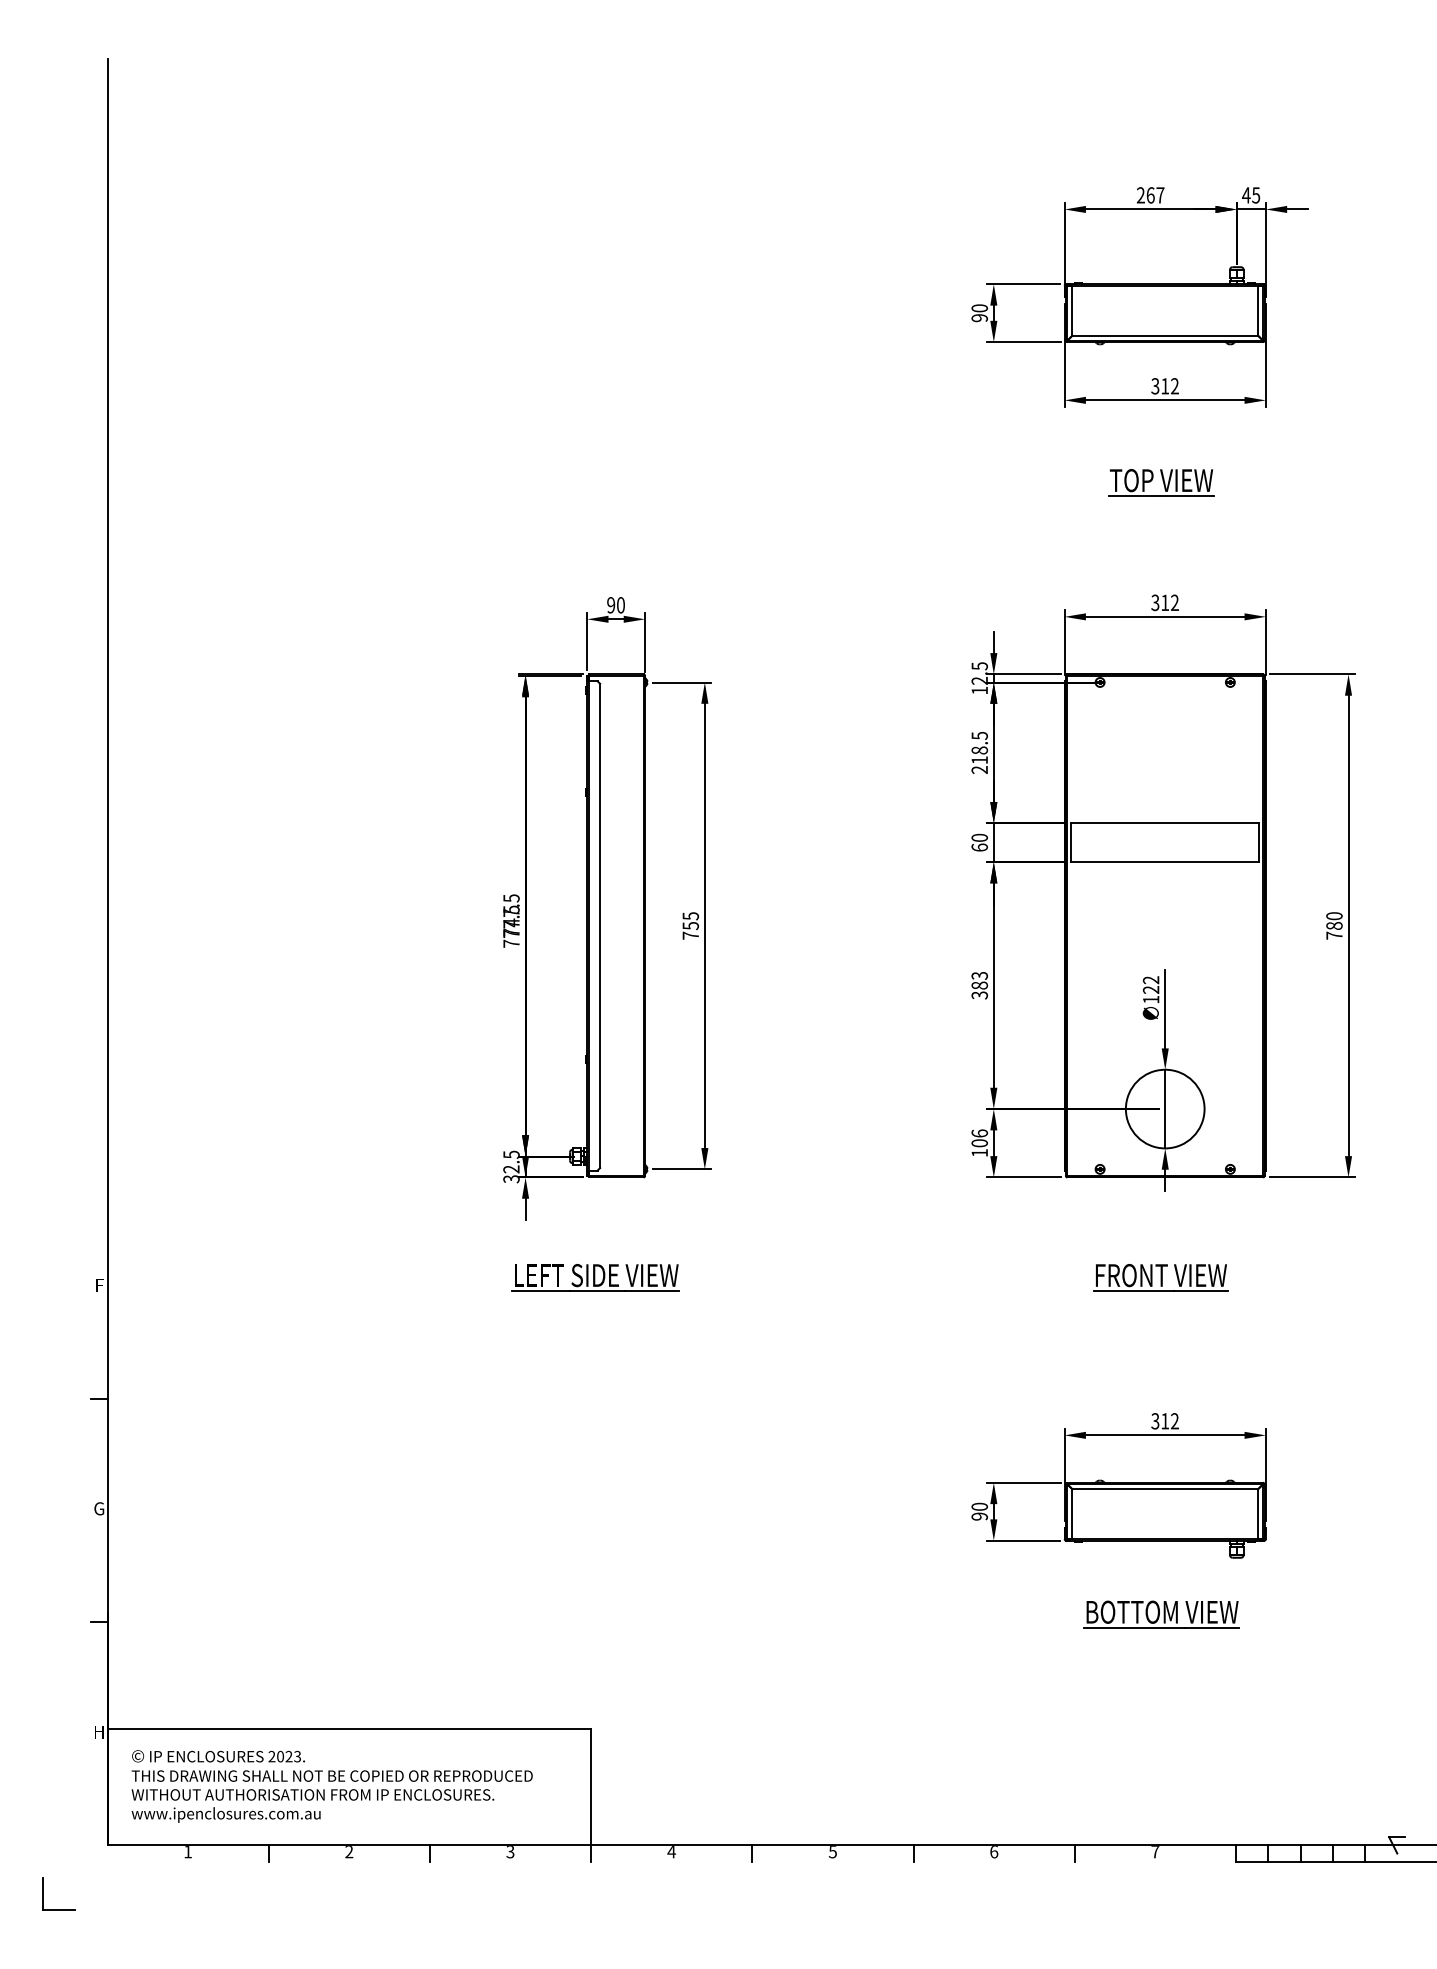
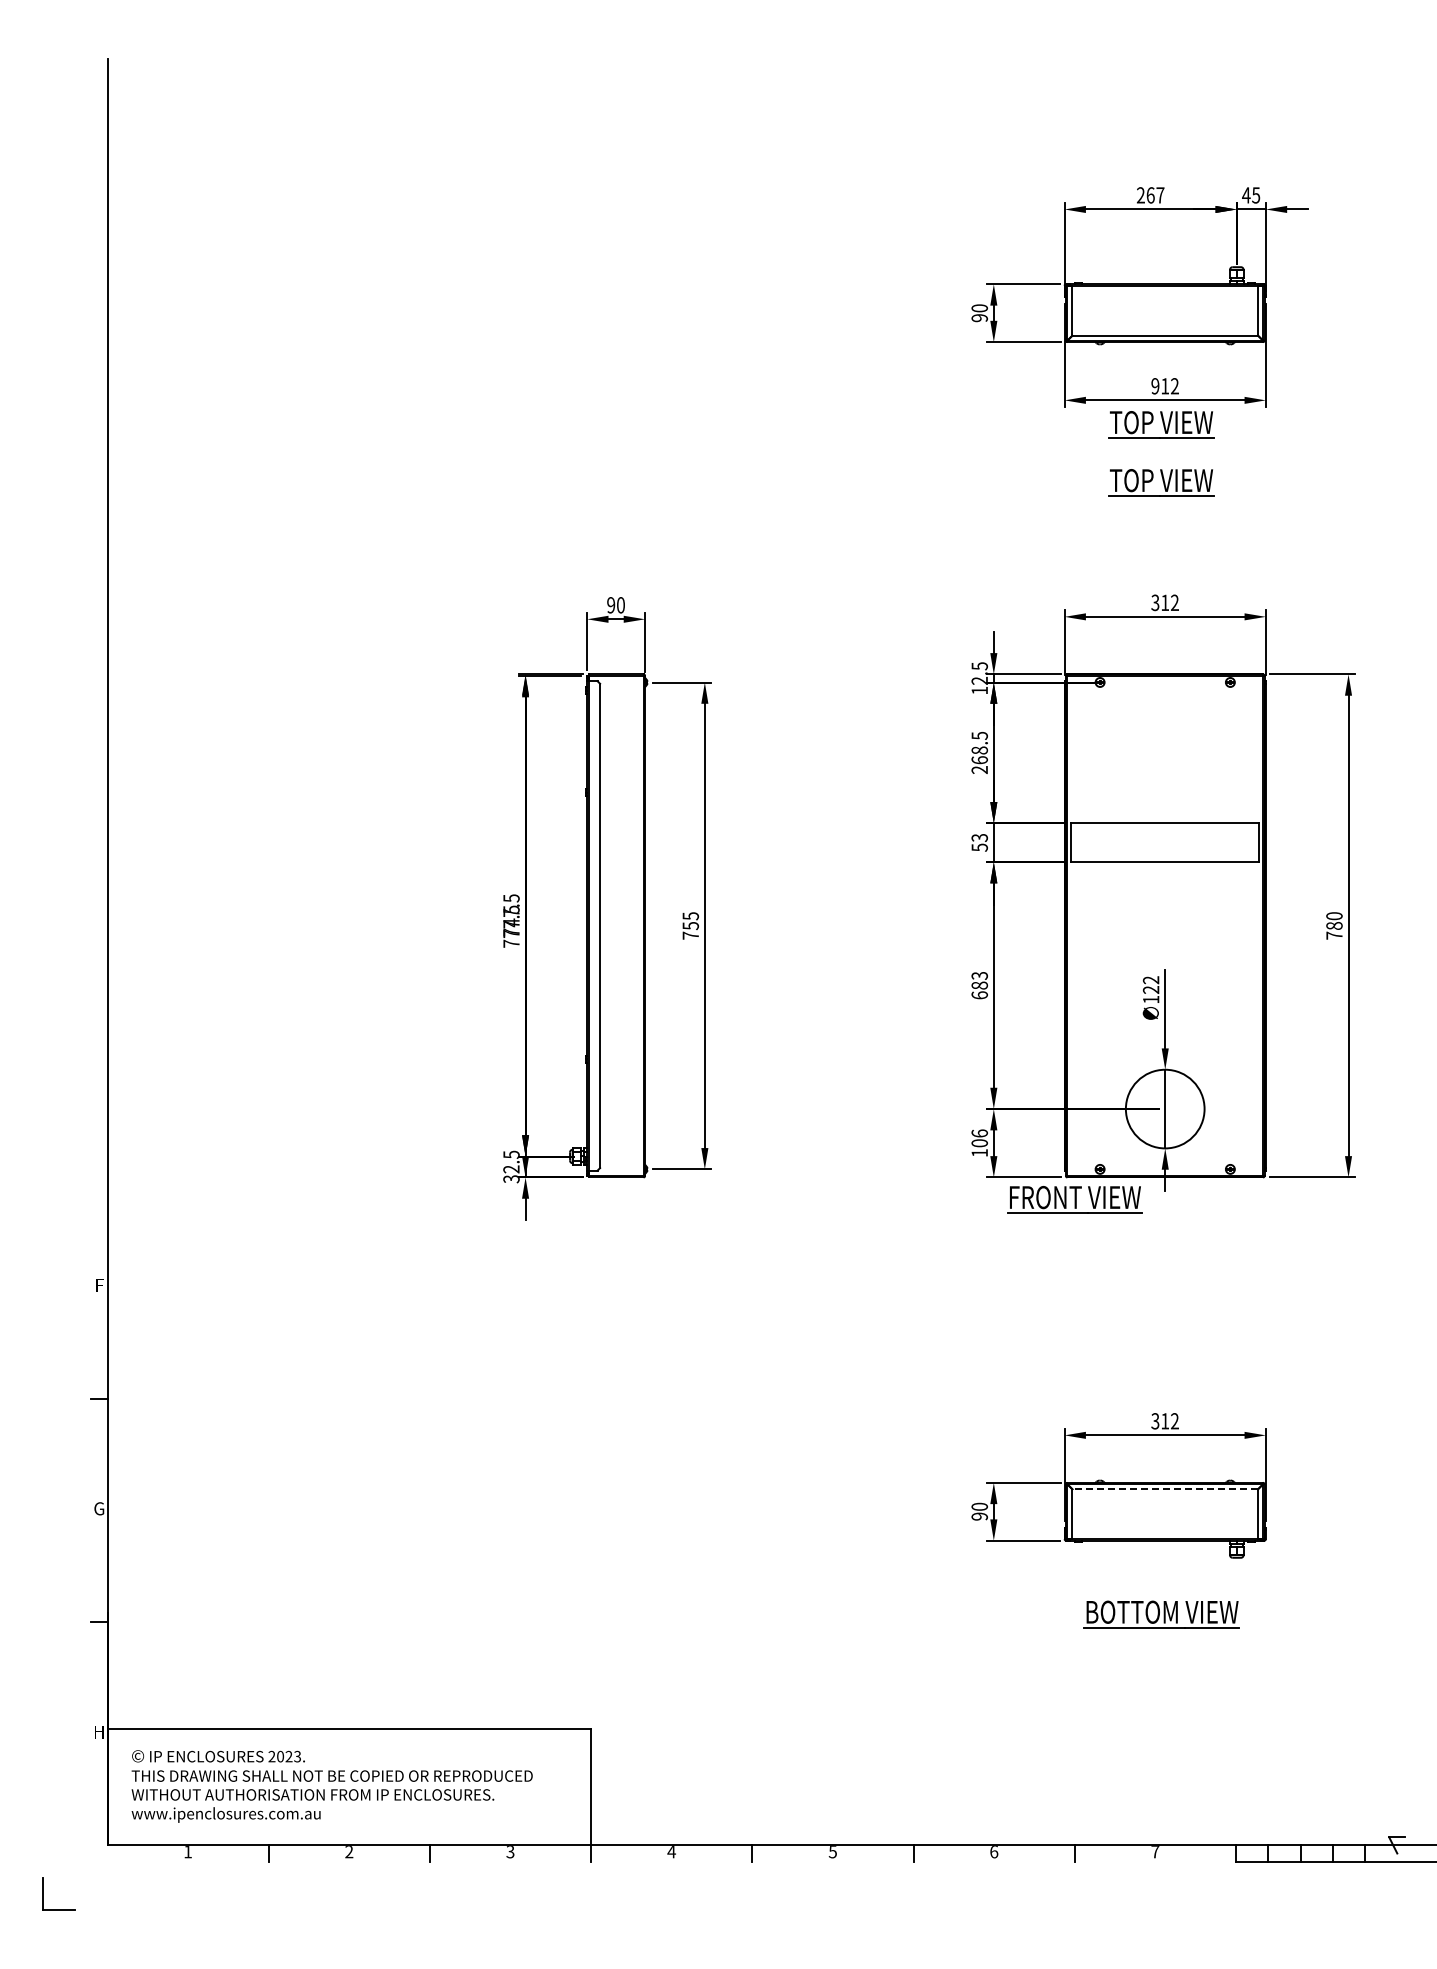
text: 312 -> 912 (1155, 386)
part: none -> present (1161, 424)
text: 218.5 -> 268.5 (979, 760)
text: 60 -> 53 (979, 842)
text: 383 -> 683 (979, 995)
part: present -> none (595, 1277)
part position: (1160, 1277) -> (1074, 1199) (1074, 1199)
line: solid -> dashed (1165, 1489)
